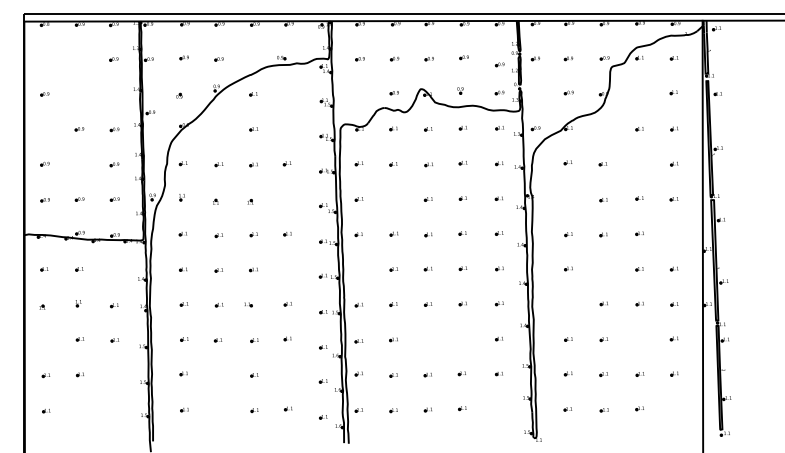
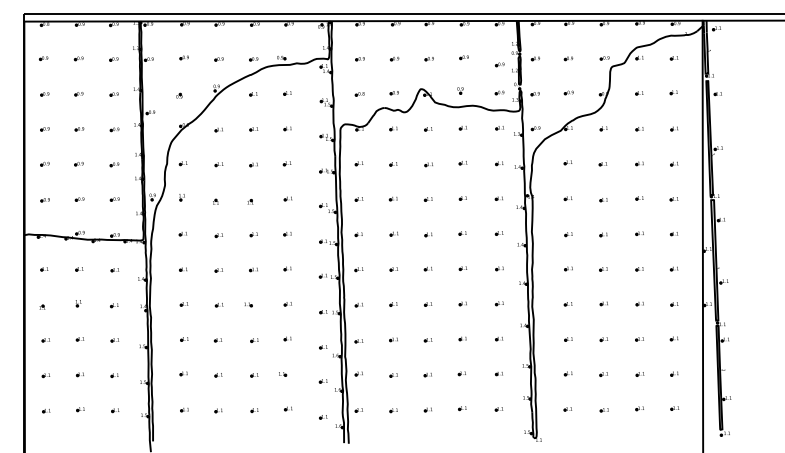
part: none -> present (43, 58)
part: none -> present (78, 58)
part: none -> present (253, 59)
part: none -> present (287, 93)
part: none -> present (639, 93)
part: none -> present (78, 94)
part: none -> present (113, 94)
part: none -> present (359, 94)
part: none -> present (534, 94)
part: none -> present (287, 128)
part: none -> present (603, 128)
part: none -> present (44, 129)
part: none -> present (218, 129)
part: none -> present (639, 163)
part: none -> present (78, 164)
part: none -> present (287, 198)
part: none -> present (392, 198)
part: none -> present (567, 198)
part: none -> present (673, 234)
part: none -> present (287, 268)
part: none -> present (358, 269)
part: none -> present (603, 269)
part: none -> present (114, 270)
part: none -> present (567, 304)
part: none -> present (462, 338)
part: none -> present (639, 339)
part: none -> present (45, 340)
part: none -> present (427, 340)
part: none -> present (283, 374)
part: none -> present (114, 375)
part: none -> present (218, 375)
part: none -> present (674, 408)
part: none -> present (80, 409)
part: none -> present (498, 409)
part: none -> present (115, 410)
part: none -> present (218, 410)
